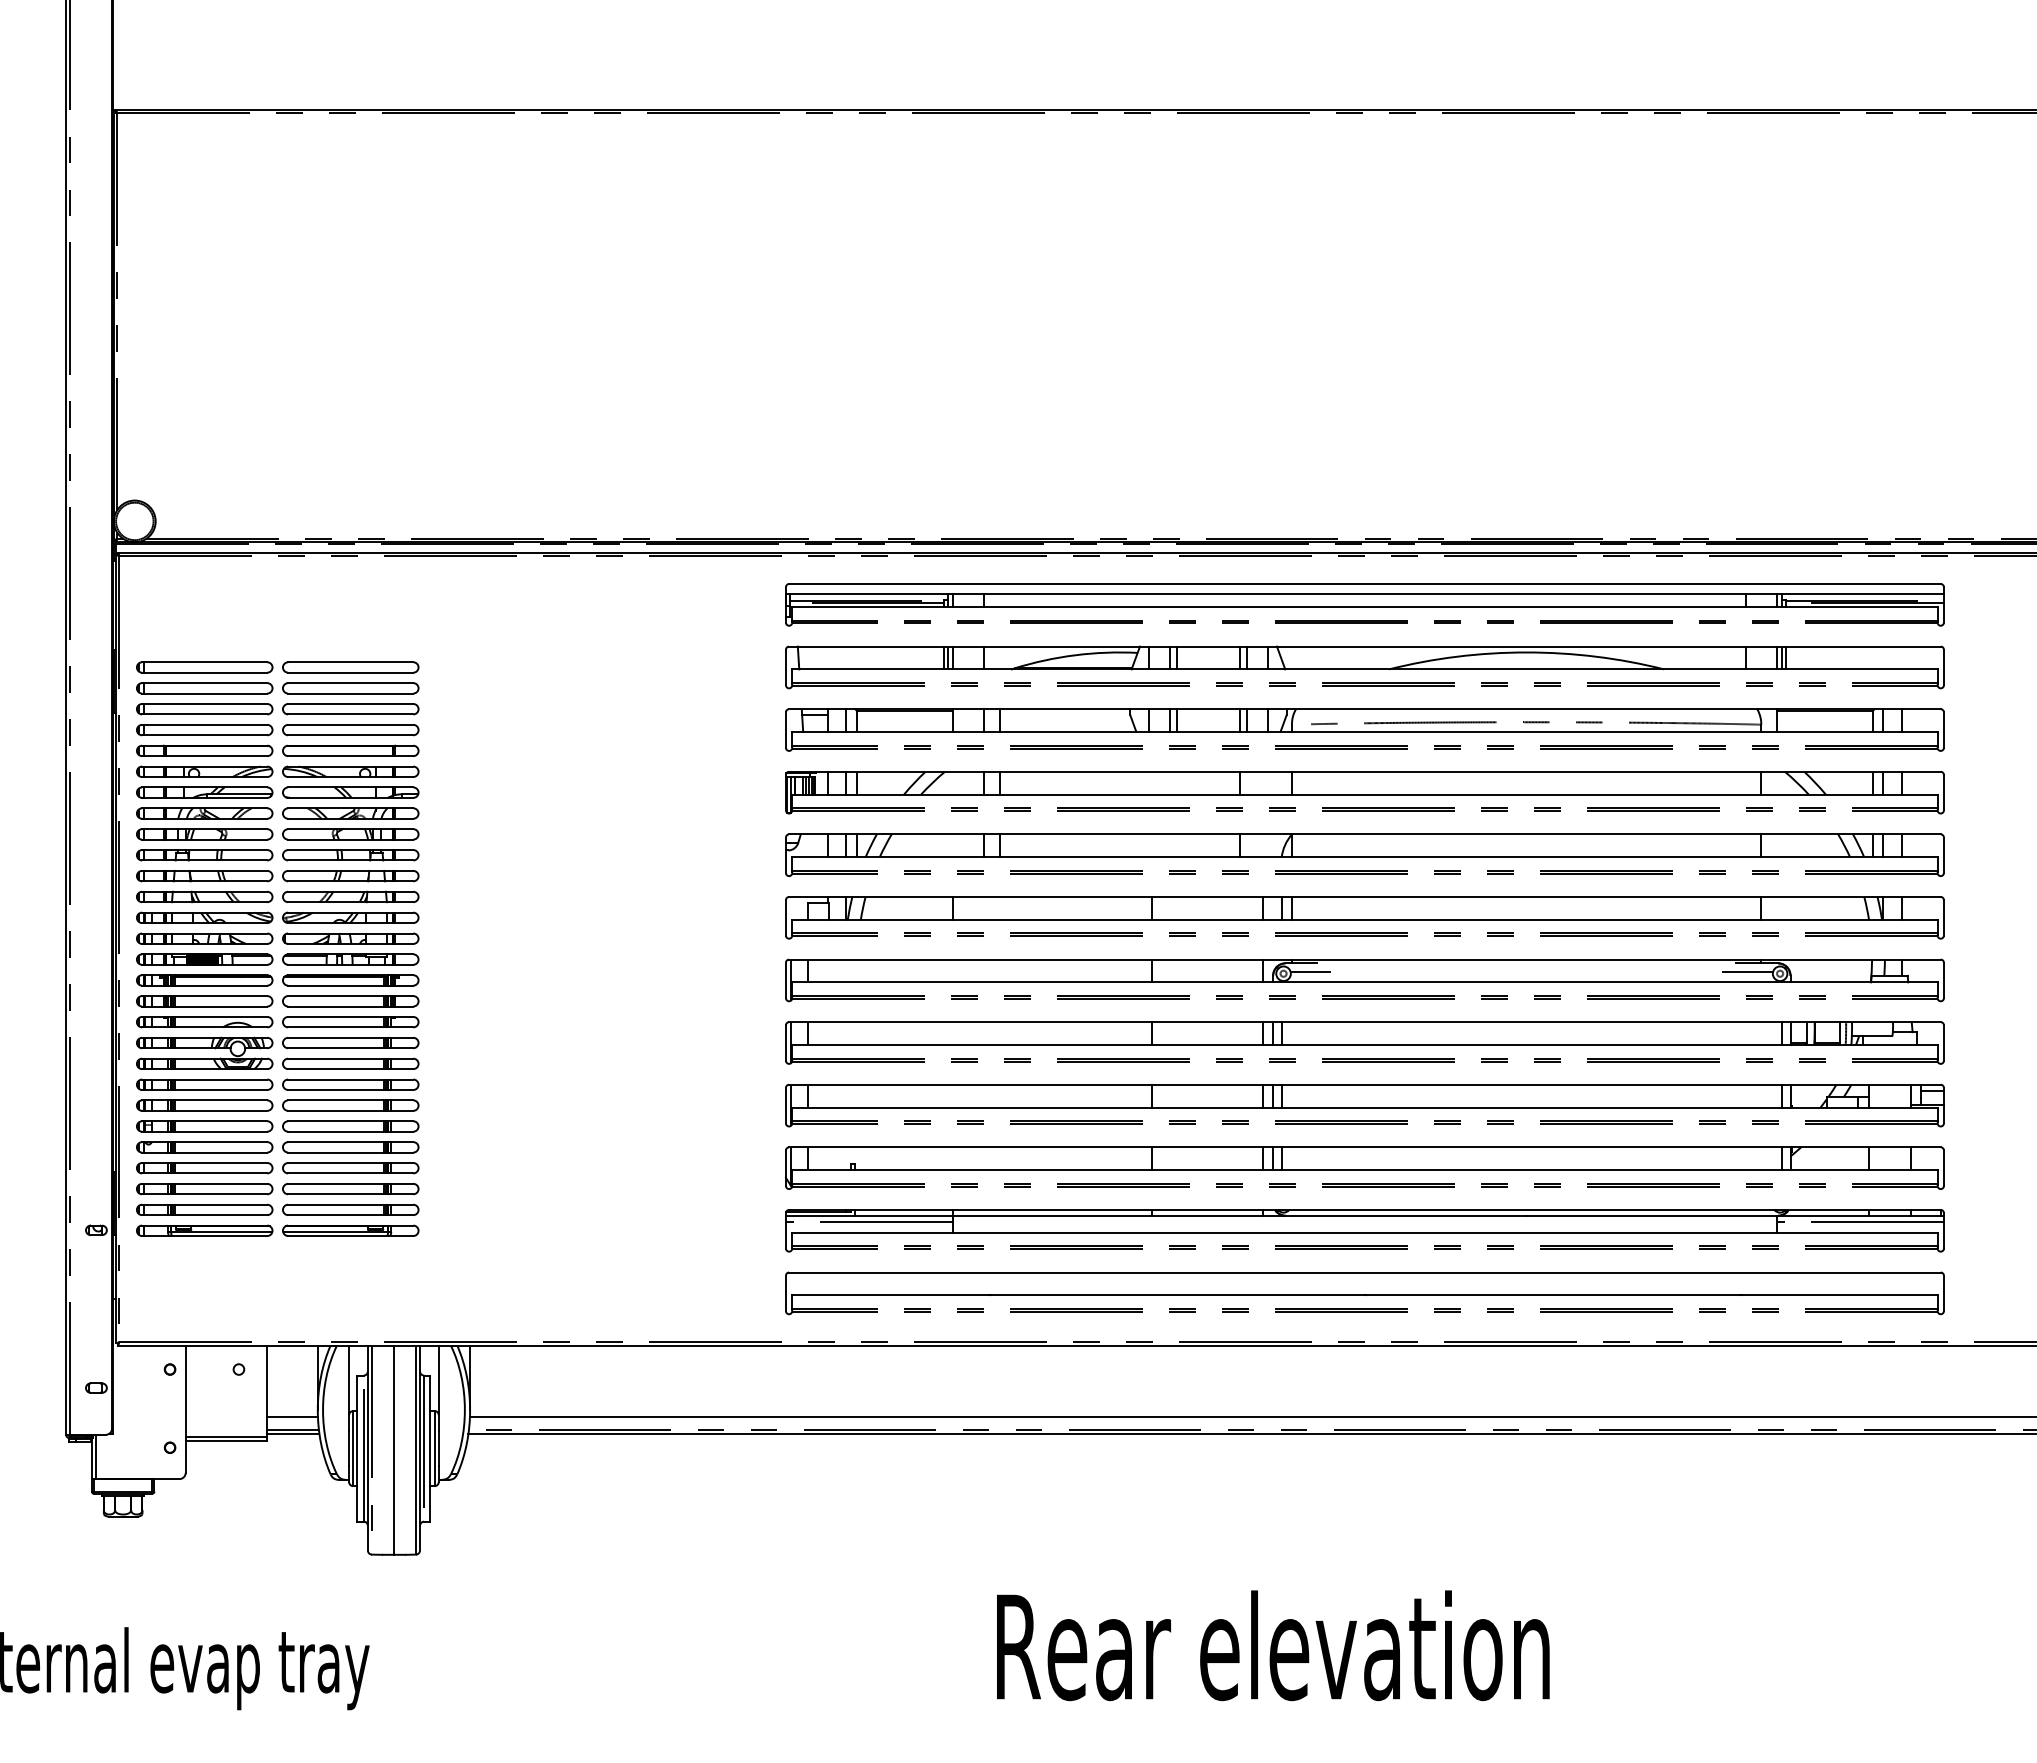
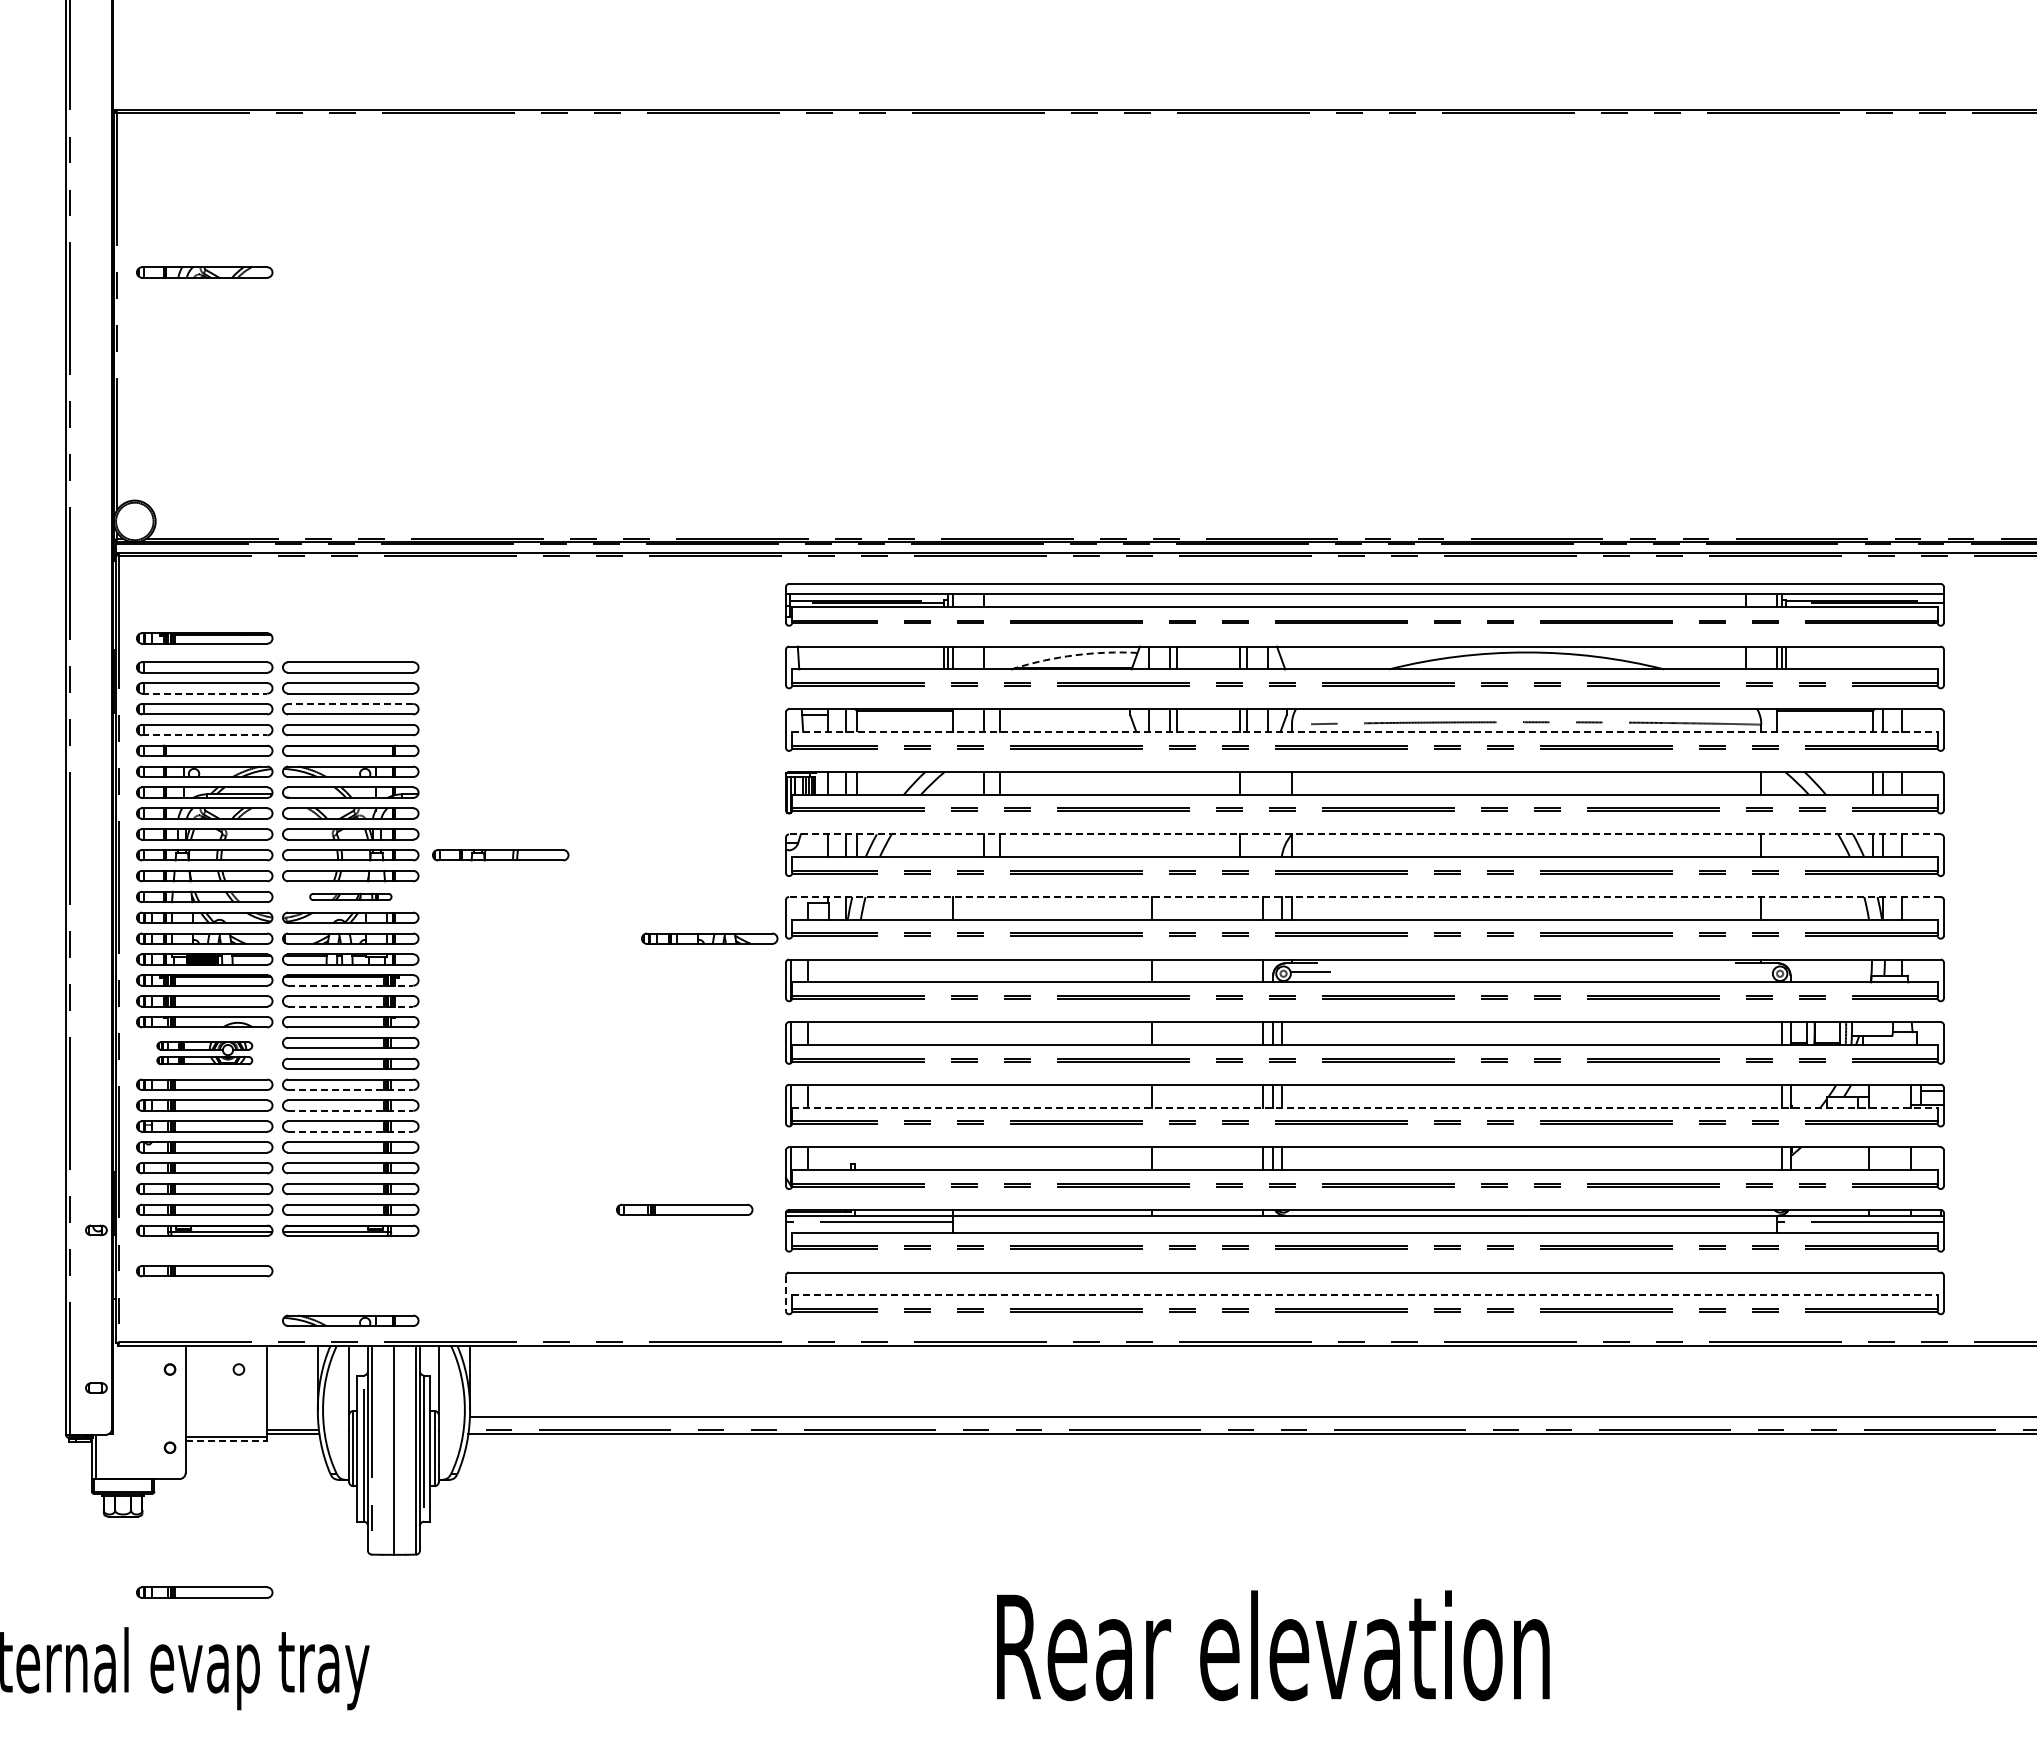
part: none -> present (204, 272)
part: none -> present (204, 638)
arc: solid -> dashed (1075, 655)
line: solid -> dashed (204, 693)
line: solid -> dashed (350, 704)
line: solid -> dashed (1364, 731)
line: solid -> dashed (204, 735)
line: solid -> dashed (1364, 834)
part: none -> present (500, 855)
part size: 138x14 px -> 84x9 px (350, 896)
line: solid -> dashed (1364, 896)
part: none -> present (709, 938)
line: present -> none (1748, 971)
line: solid -> dashed (350, 985)
line: solid -> dashed (350, 1006)
part size: 138x34 px -> 98x25 px (204, 1053)
line: solid -> dashed (350, 1089)
line: solid -> dashed (1364, 1107)
line: solid -> dashed (350, 1110)
line: solid -> dashed (350, 1131)
part: none -> present (684, 1209)
part: none -> present (204, 1271)
line: solid -> dashed (785, 1293)
line: solid -> dashed (1364, 1295)
part: none -> present (350, 1320)
line: present -> none (292, 1417)
line: solid -> dashed (226, 1441)
part: none -> present (204, 1592)
